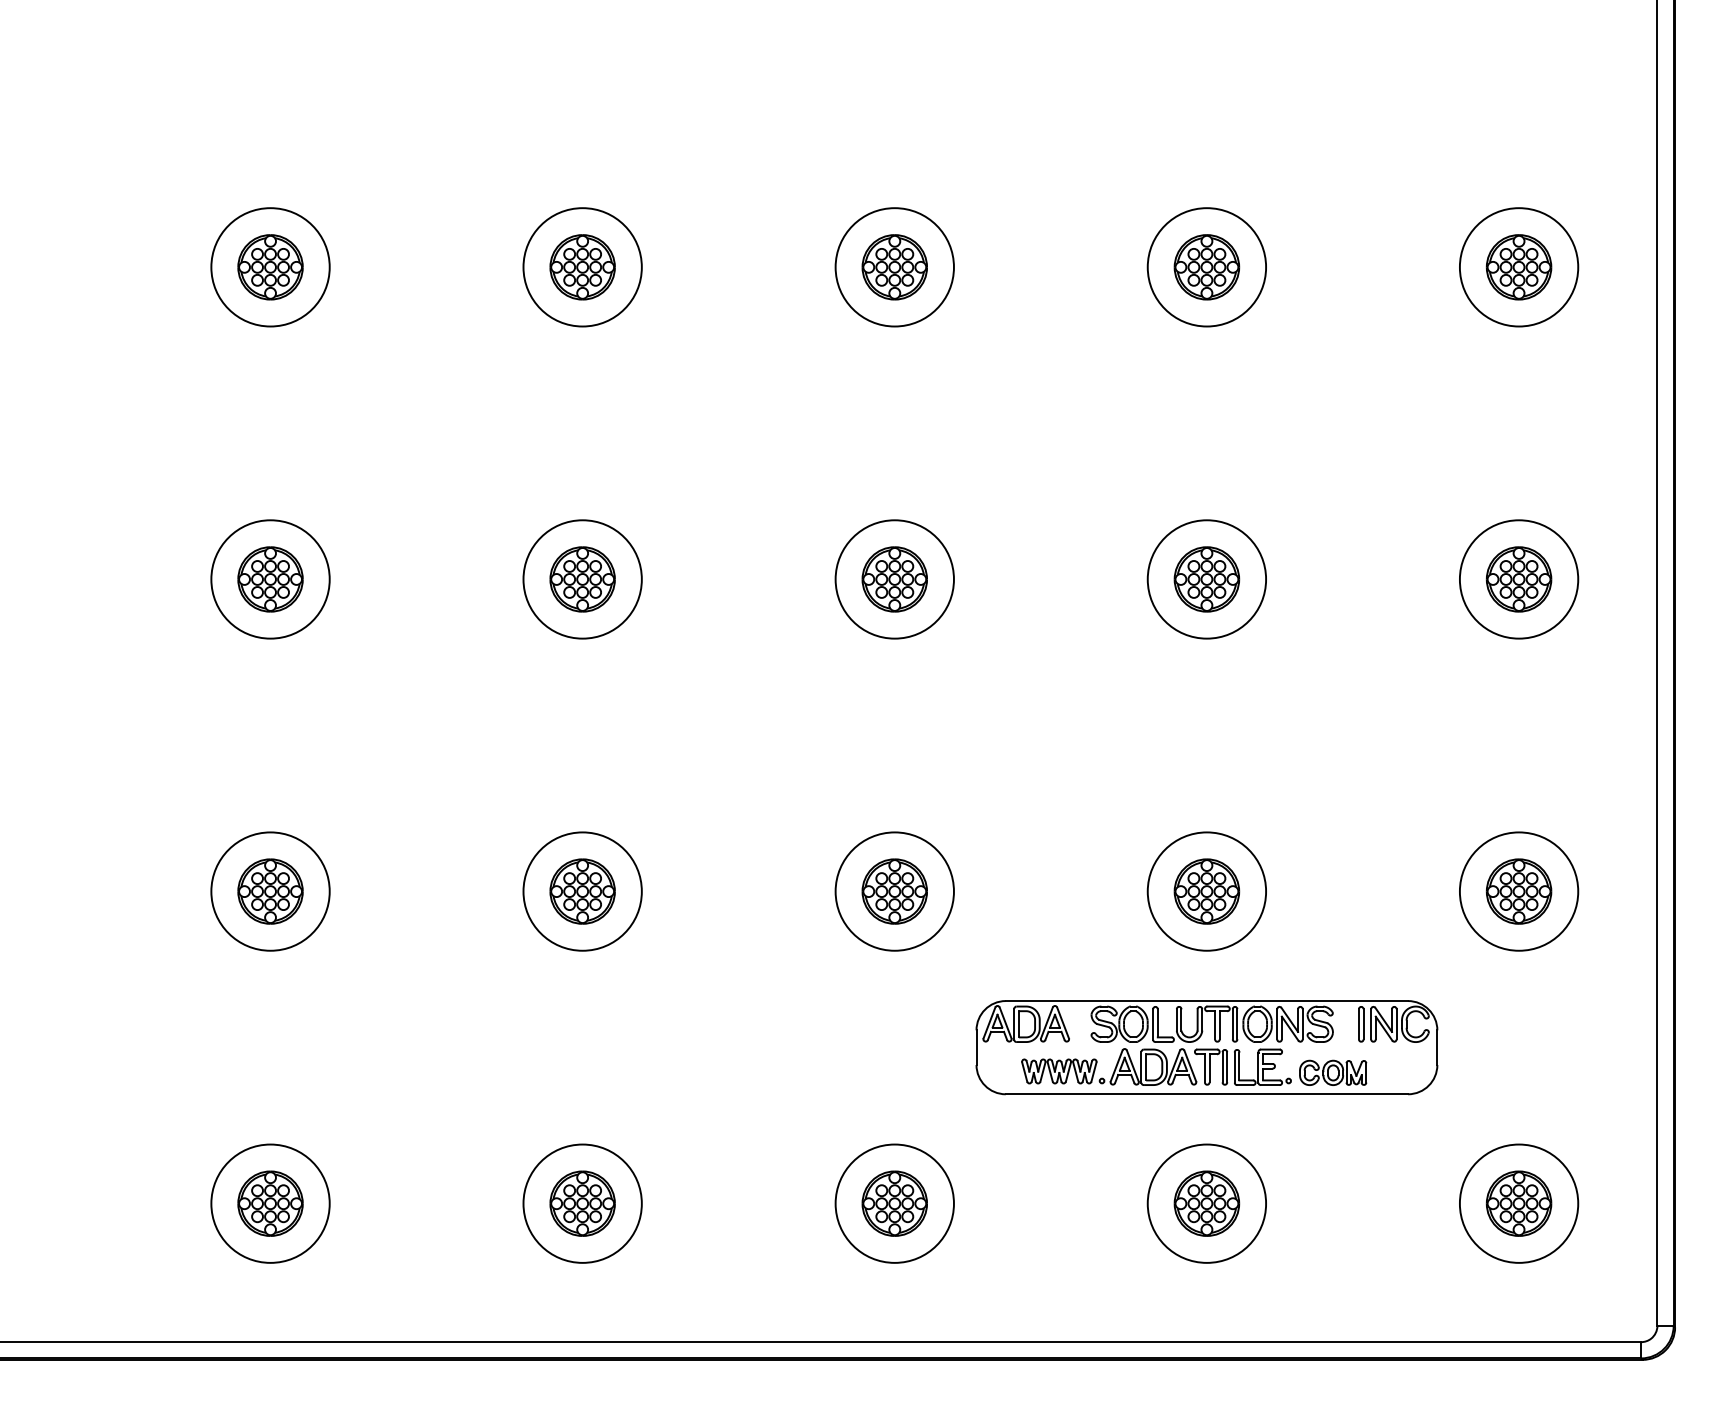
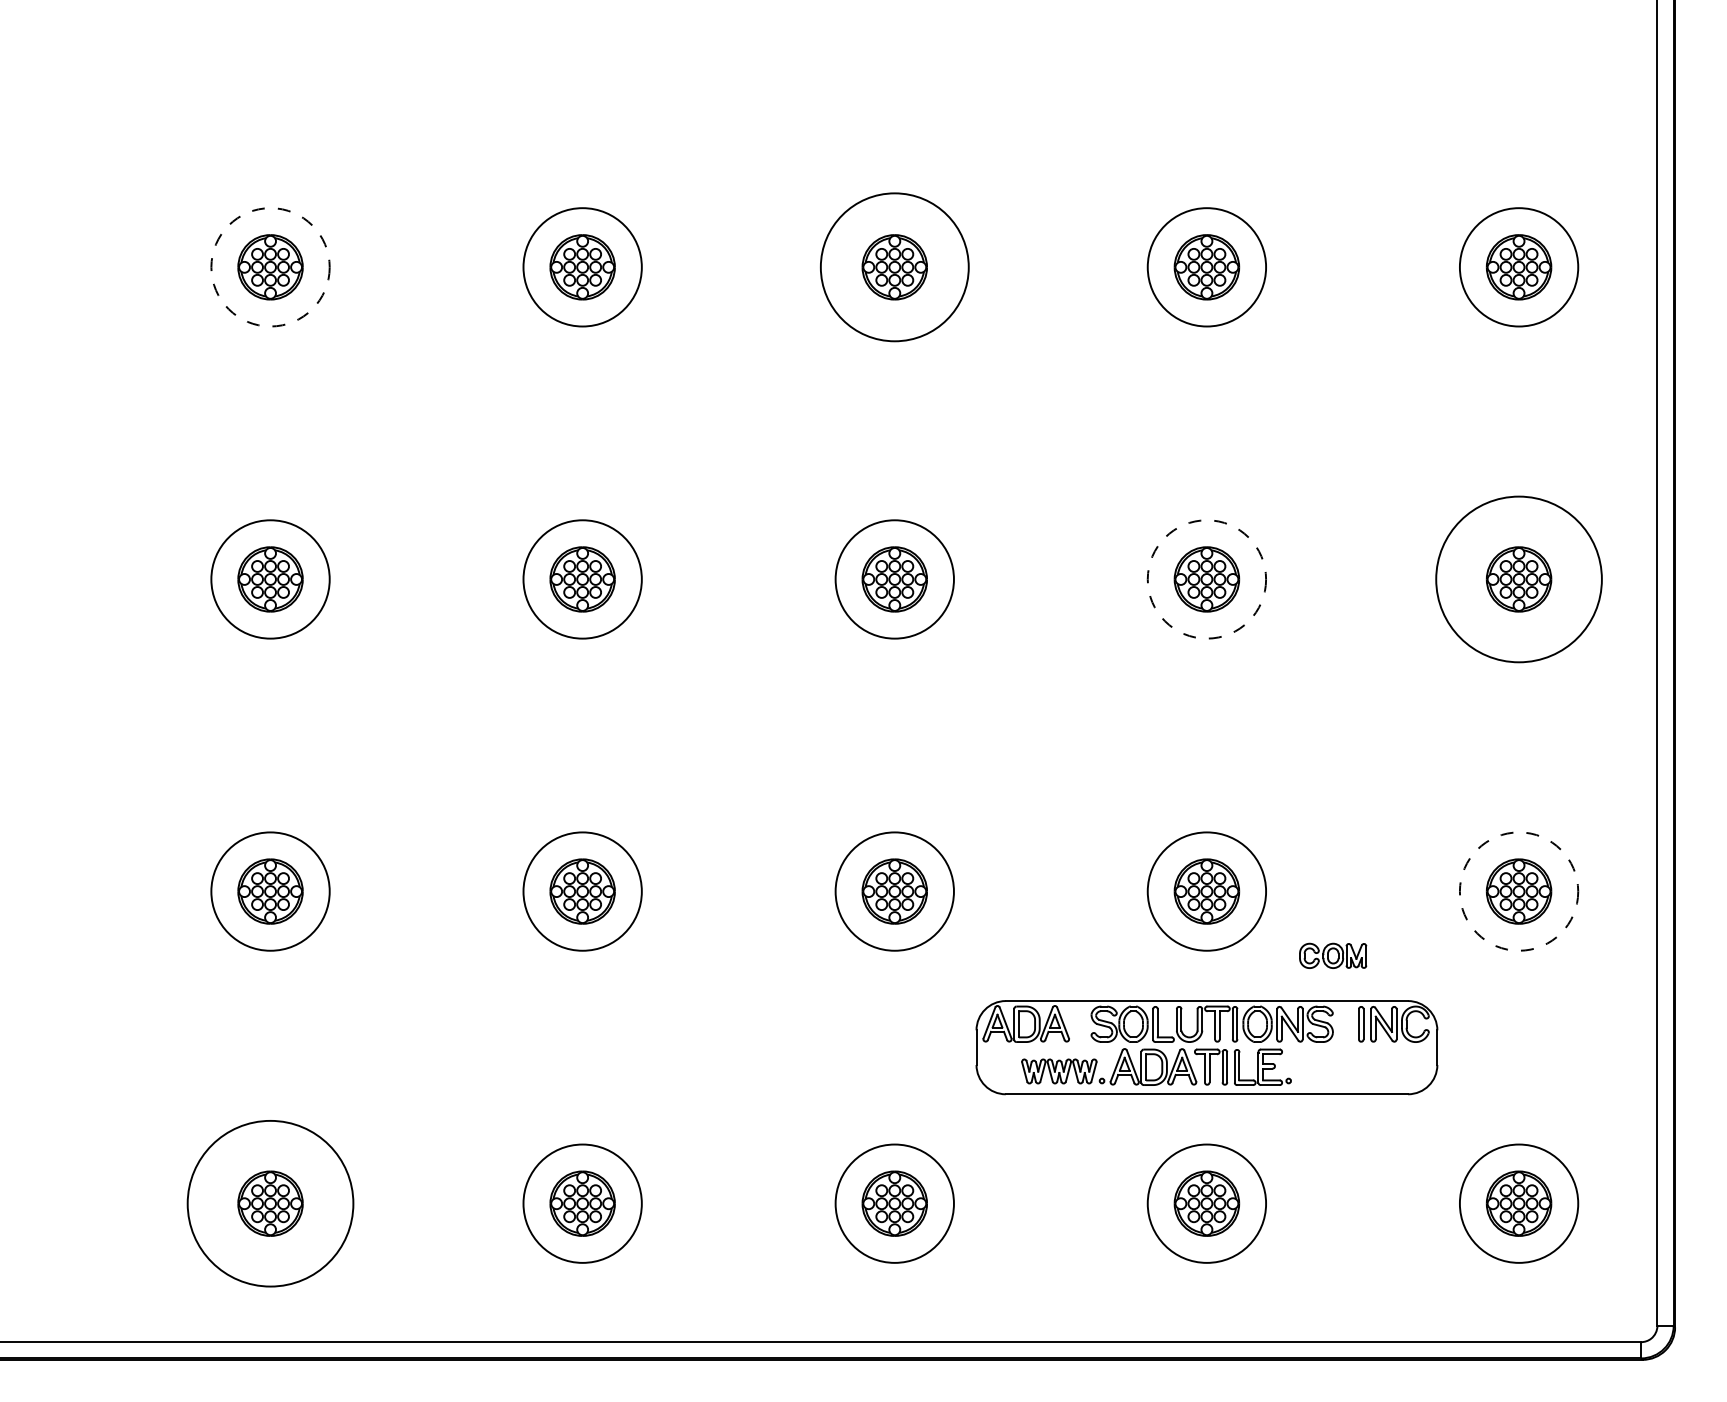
circle: solid -> dashed (270, 267)
circle diameter: 118 px -> 148 px (894, 267)
circle: solid -> dashed (1206, 579)
circle diameter: 118 px -> 166 px (1518, 579)
circle: solid -> dashed (1518, 891)
part position: (1333, 1072) -> (1333, 955) (1333, 955)
circle diameter: 118 px -> 166 px (270, 1203)
